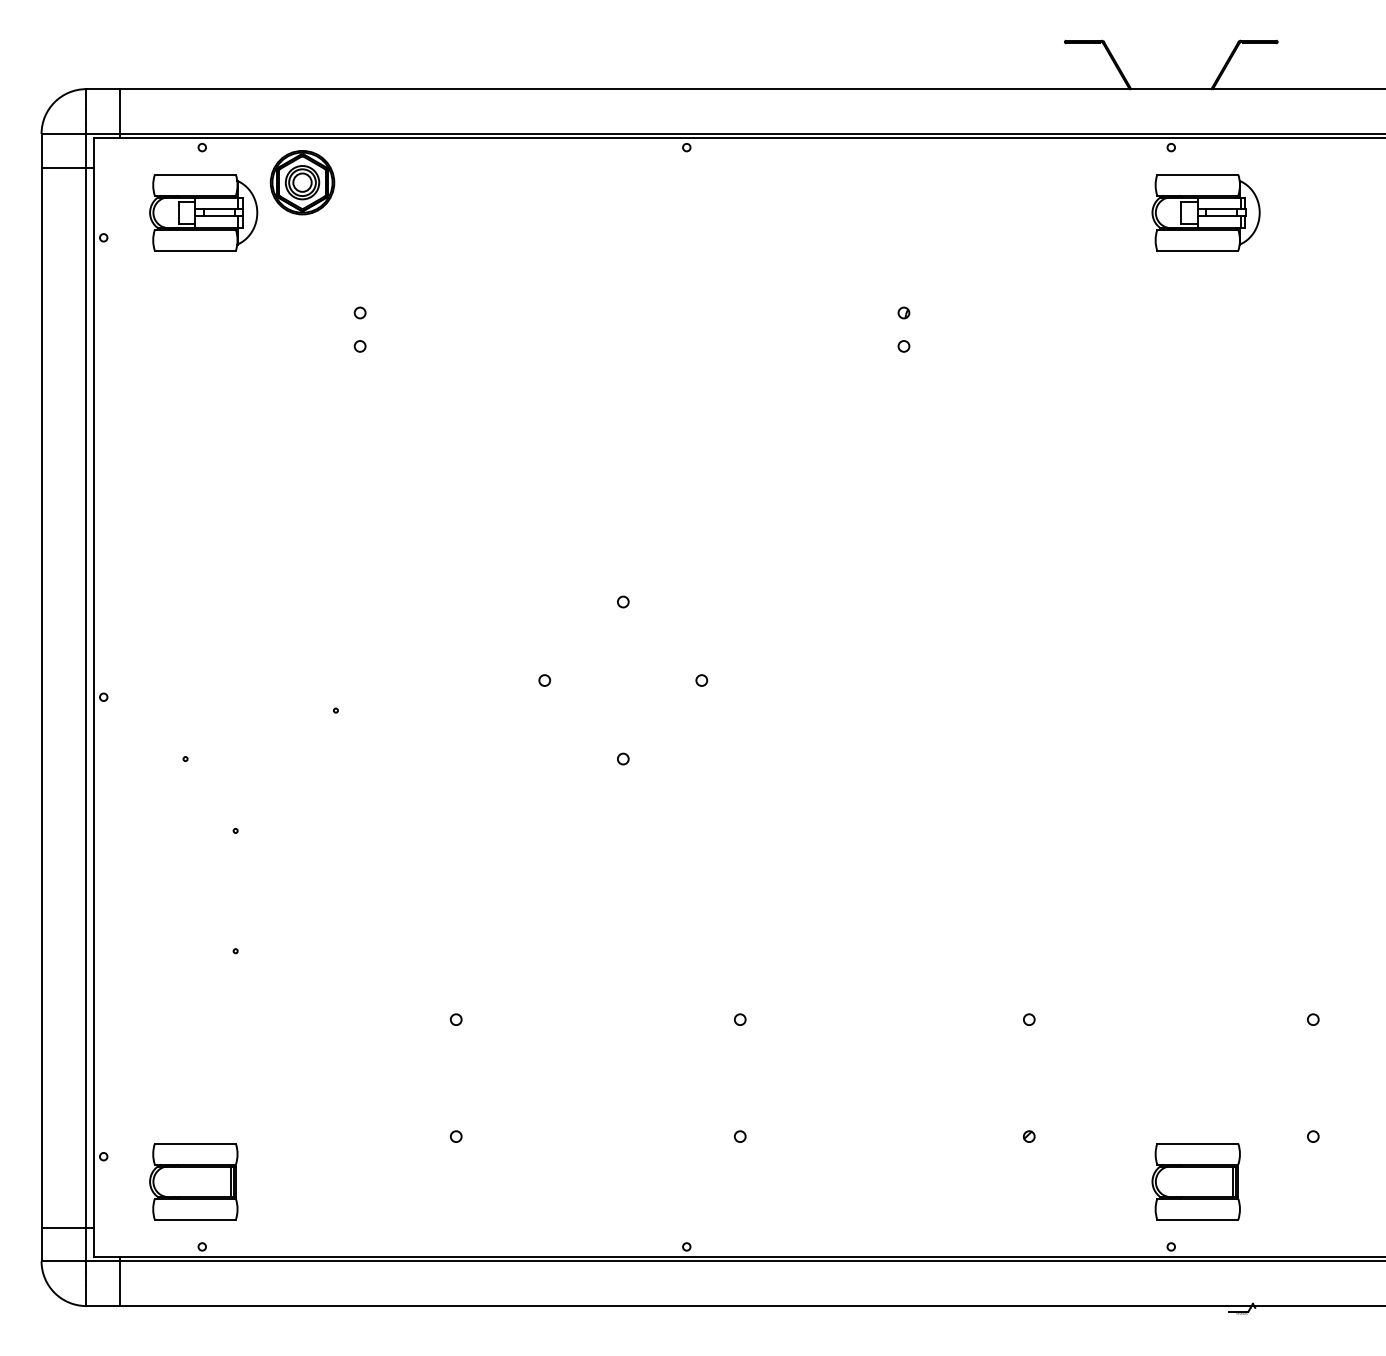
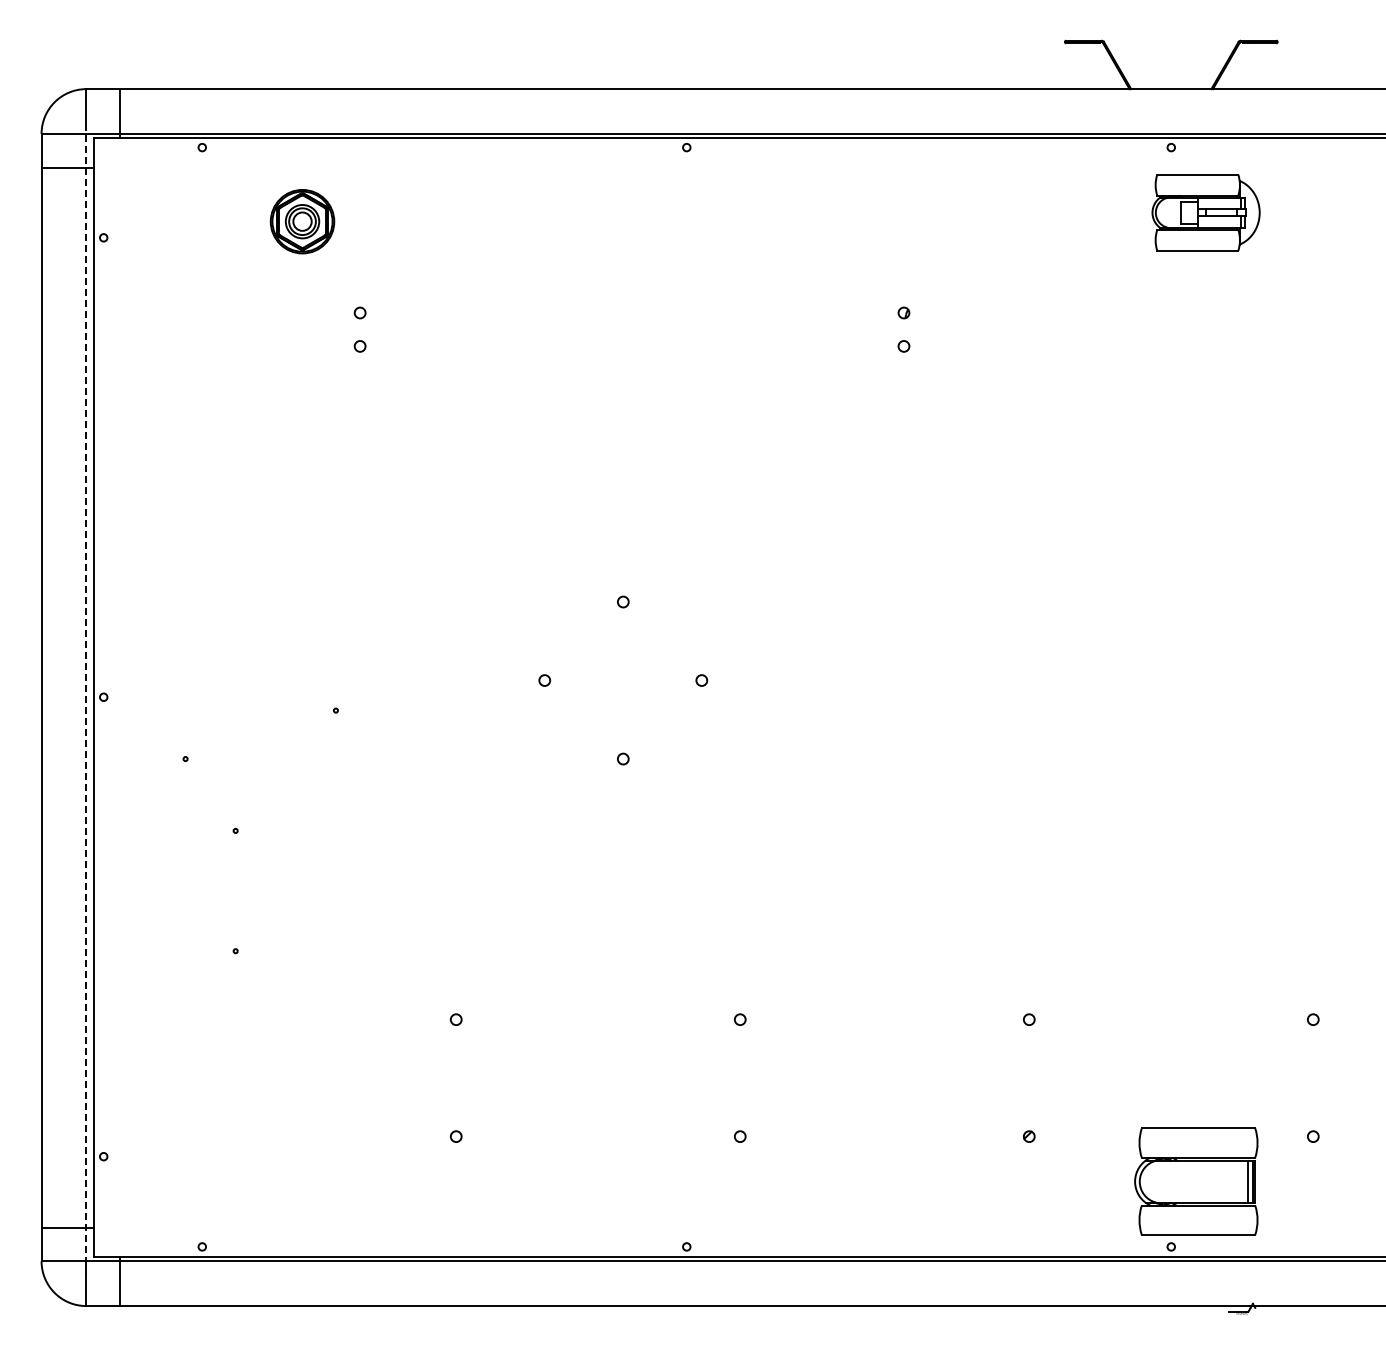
part position: (302, 182) -> (302, 221) (302, 221)
part: present -> none (203, 212)
line: solid -> dashed (86, 692)
part: present -> none (193, 1181)
part size: 90x78 px -> 125x109 px (1196, 1181)
